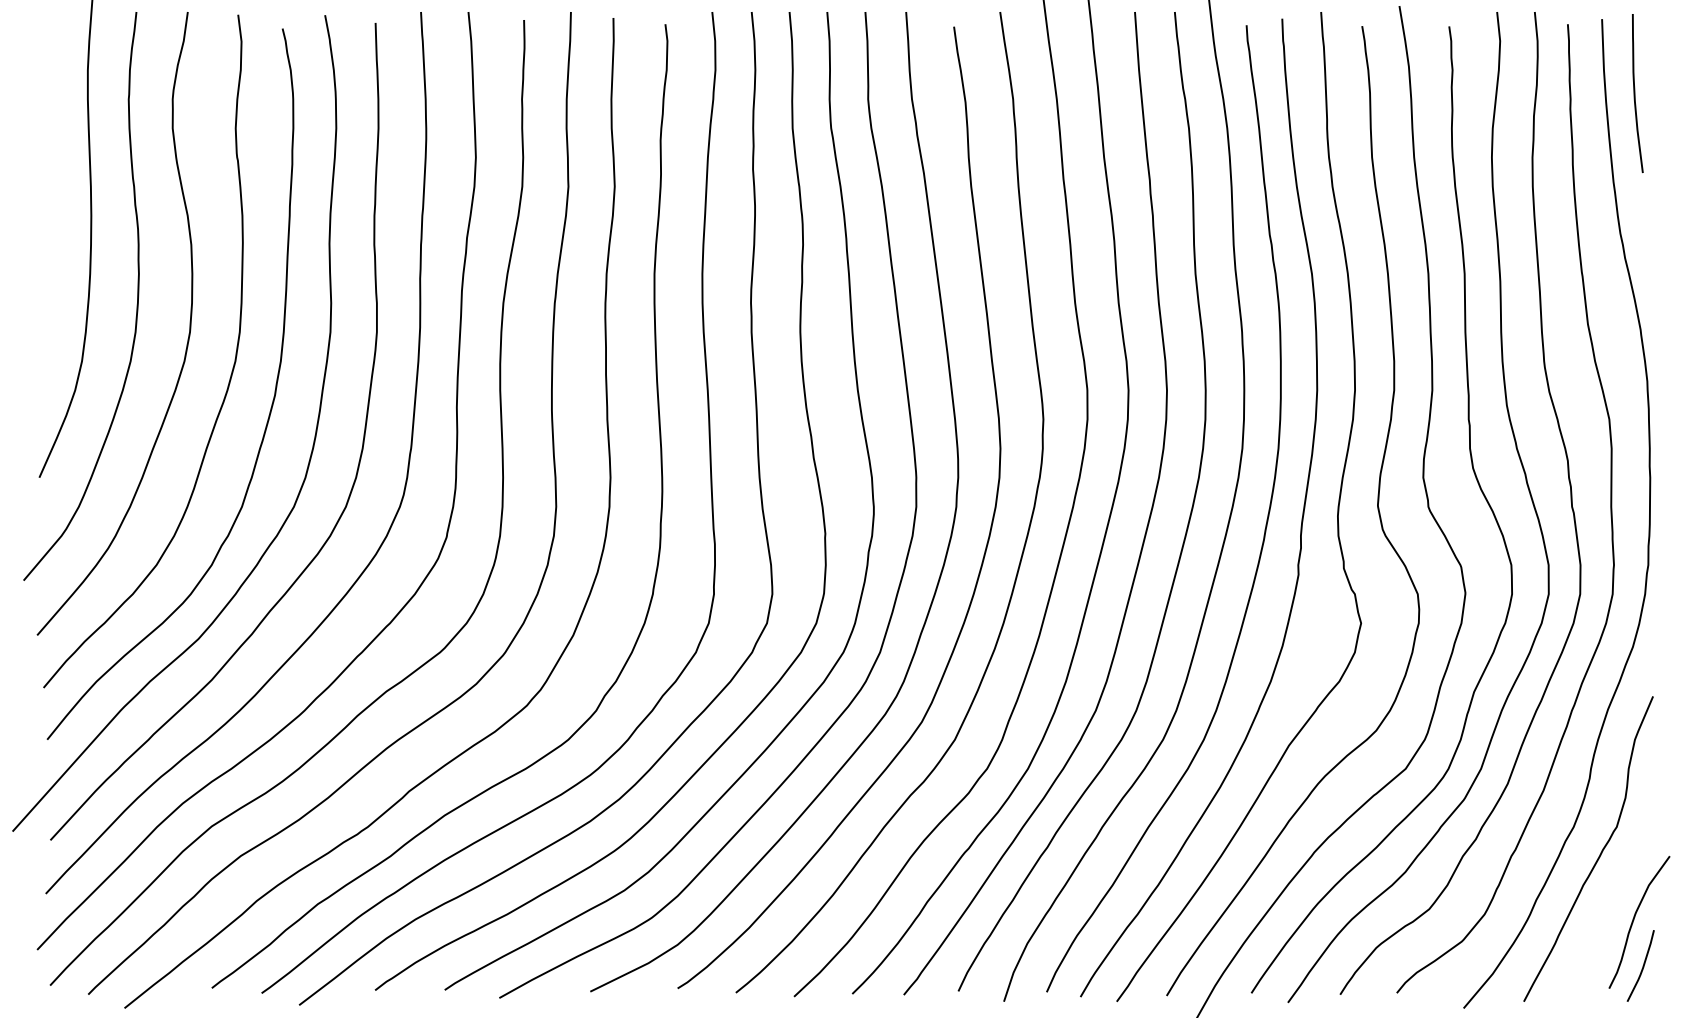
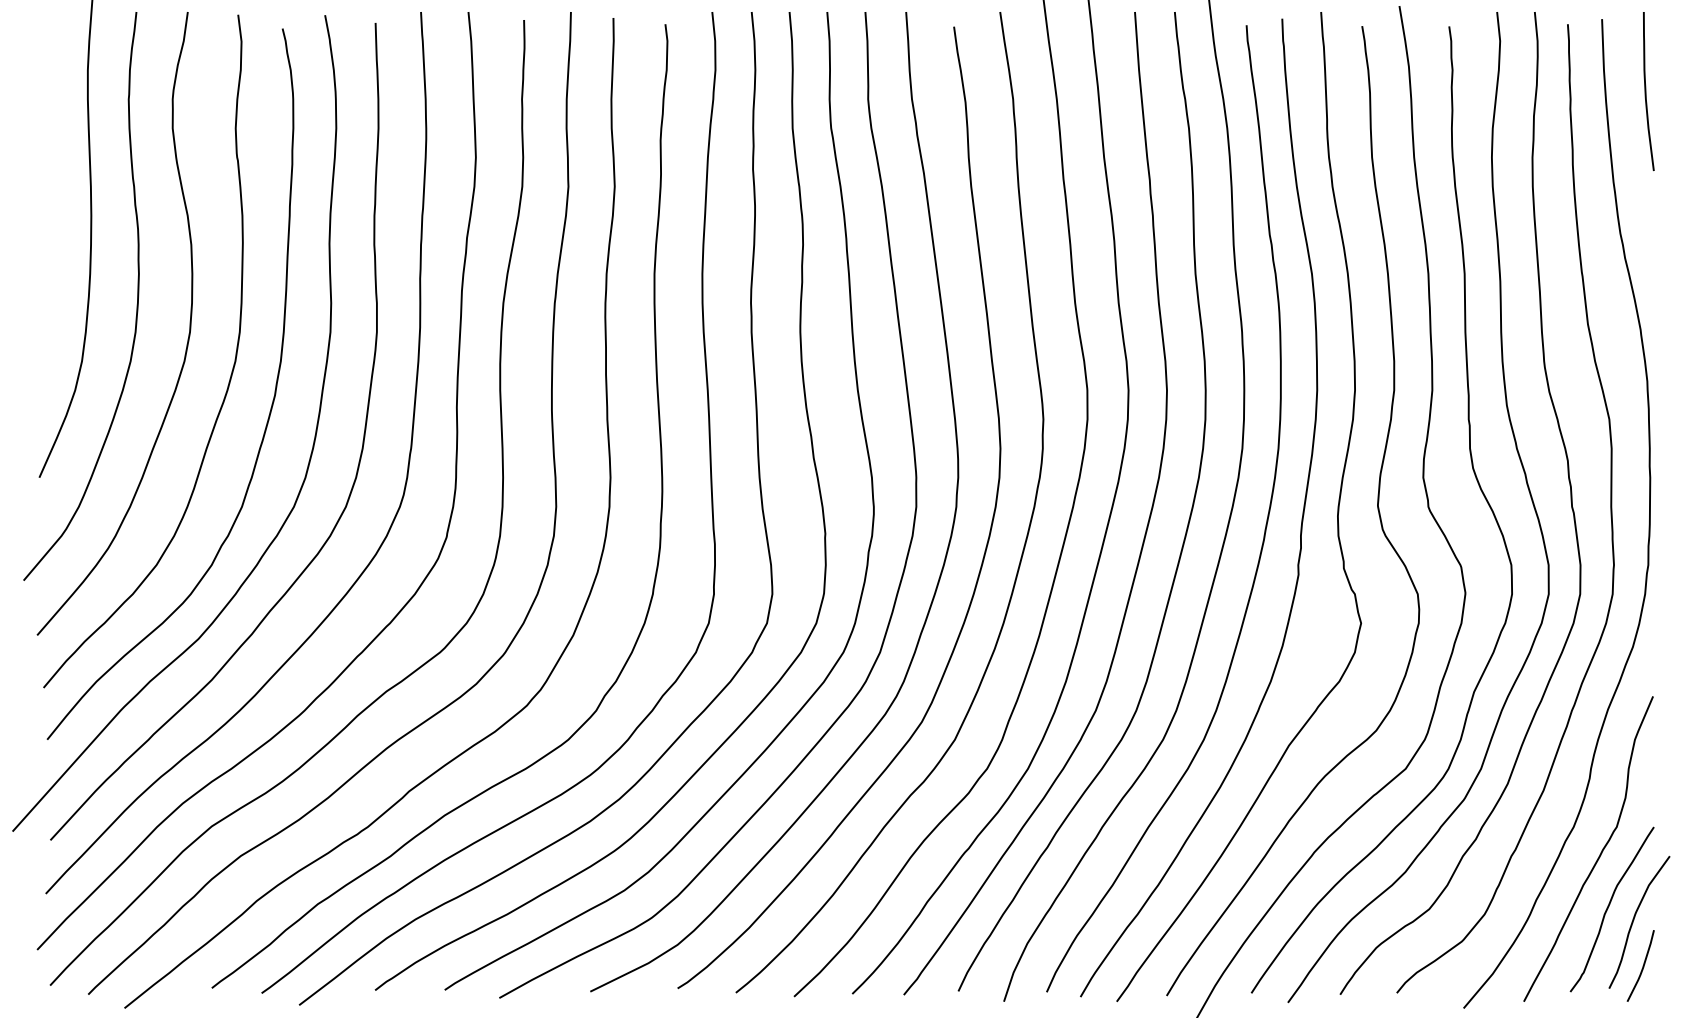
curve position: (1635, 93) -> (1646, 91) (1646, 91)
curve: none -> present (1608, 908)
